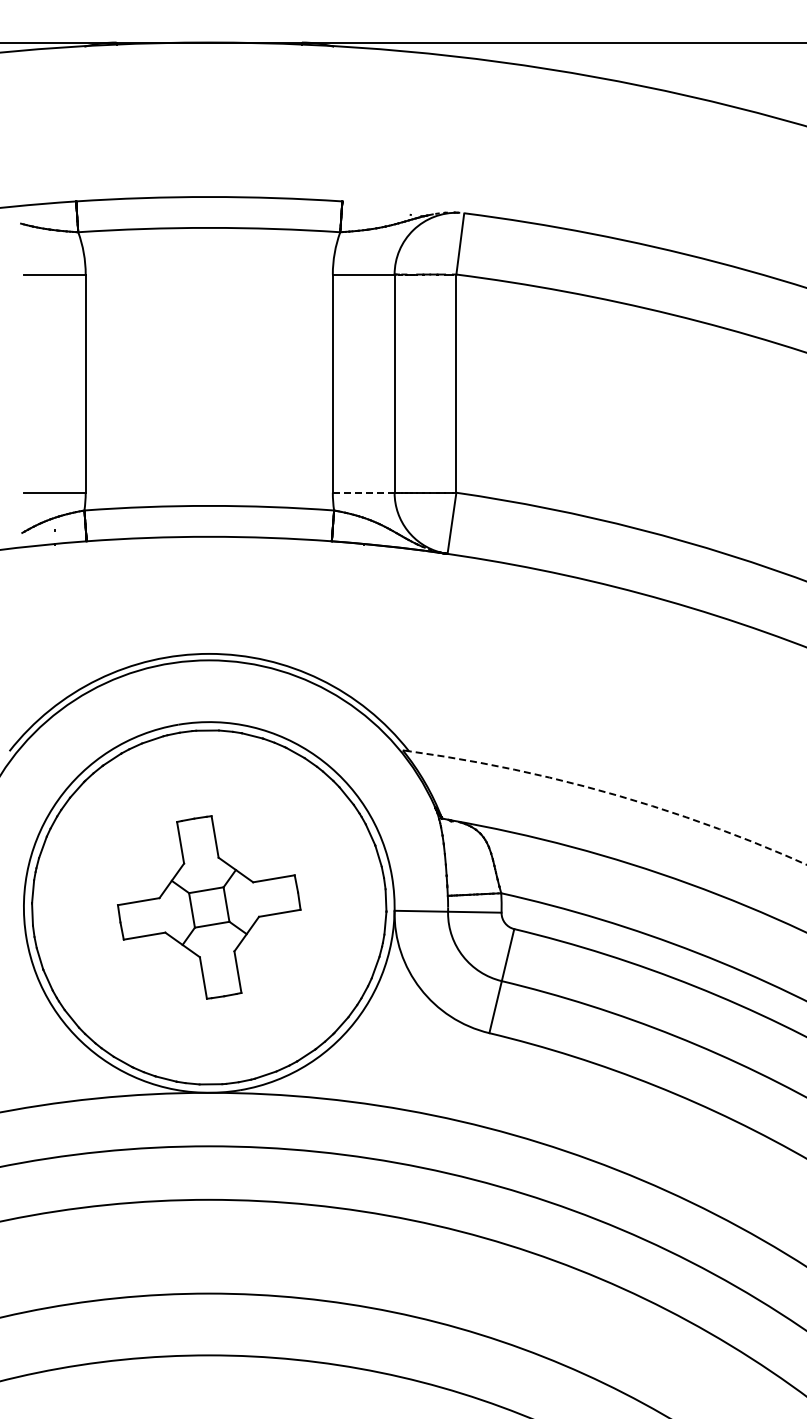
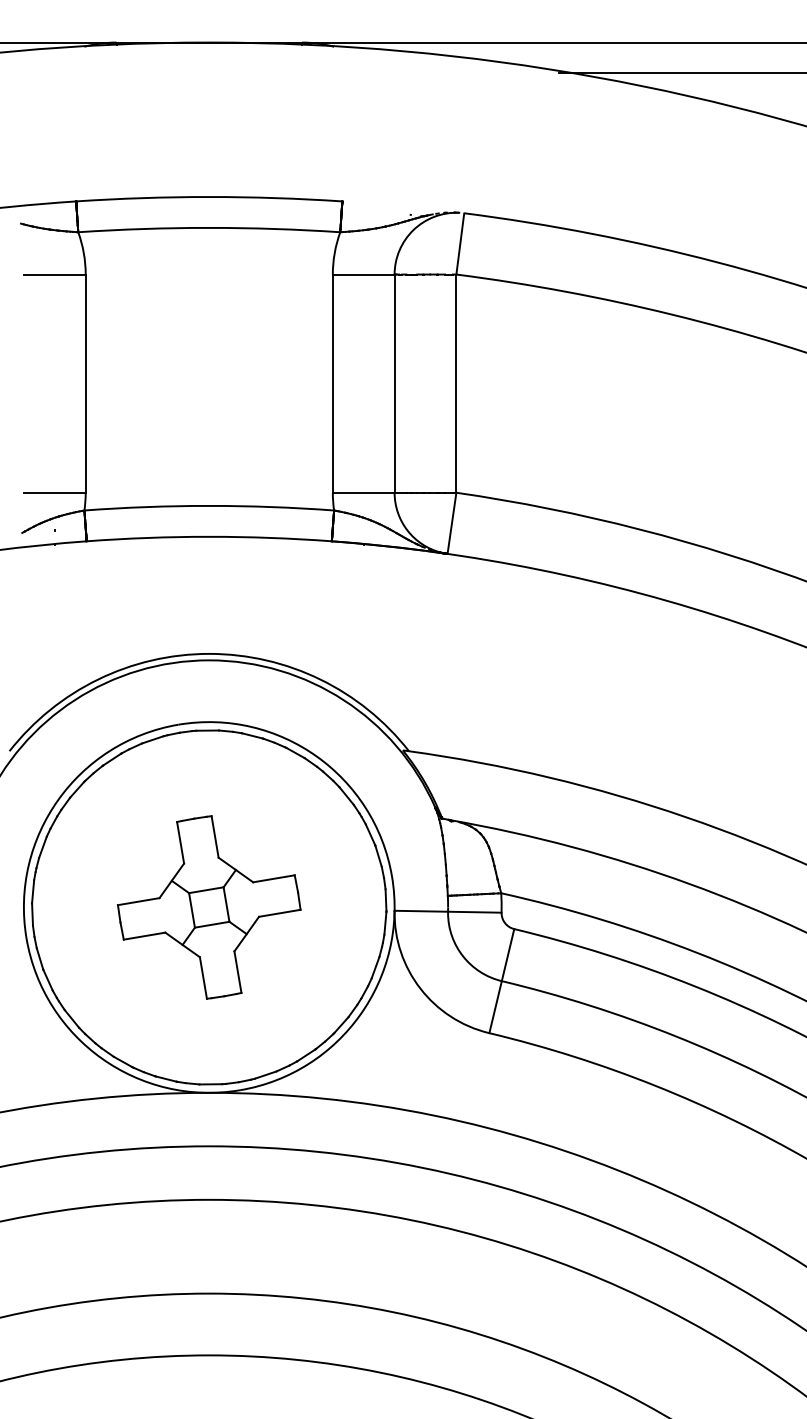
line: none -> present (681, 72)
line: dashed -> solid (363, 492)
arc: dashed -> solid (612, 794)
